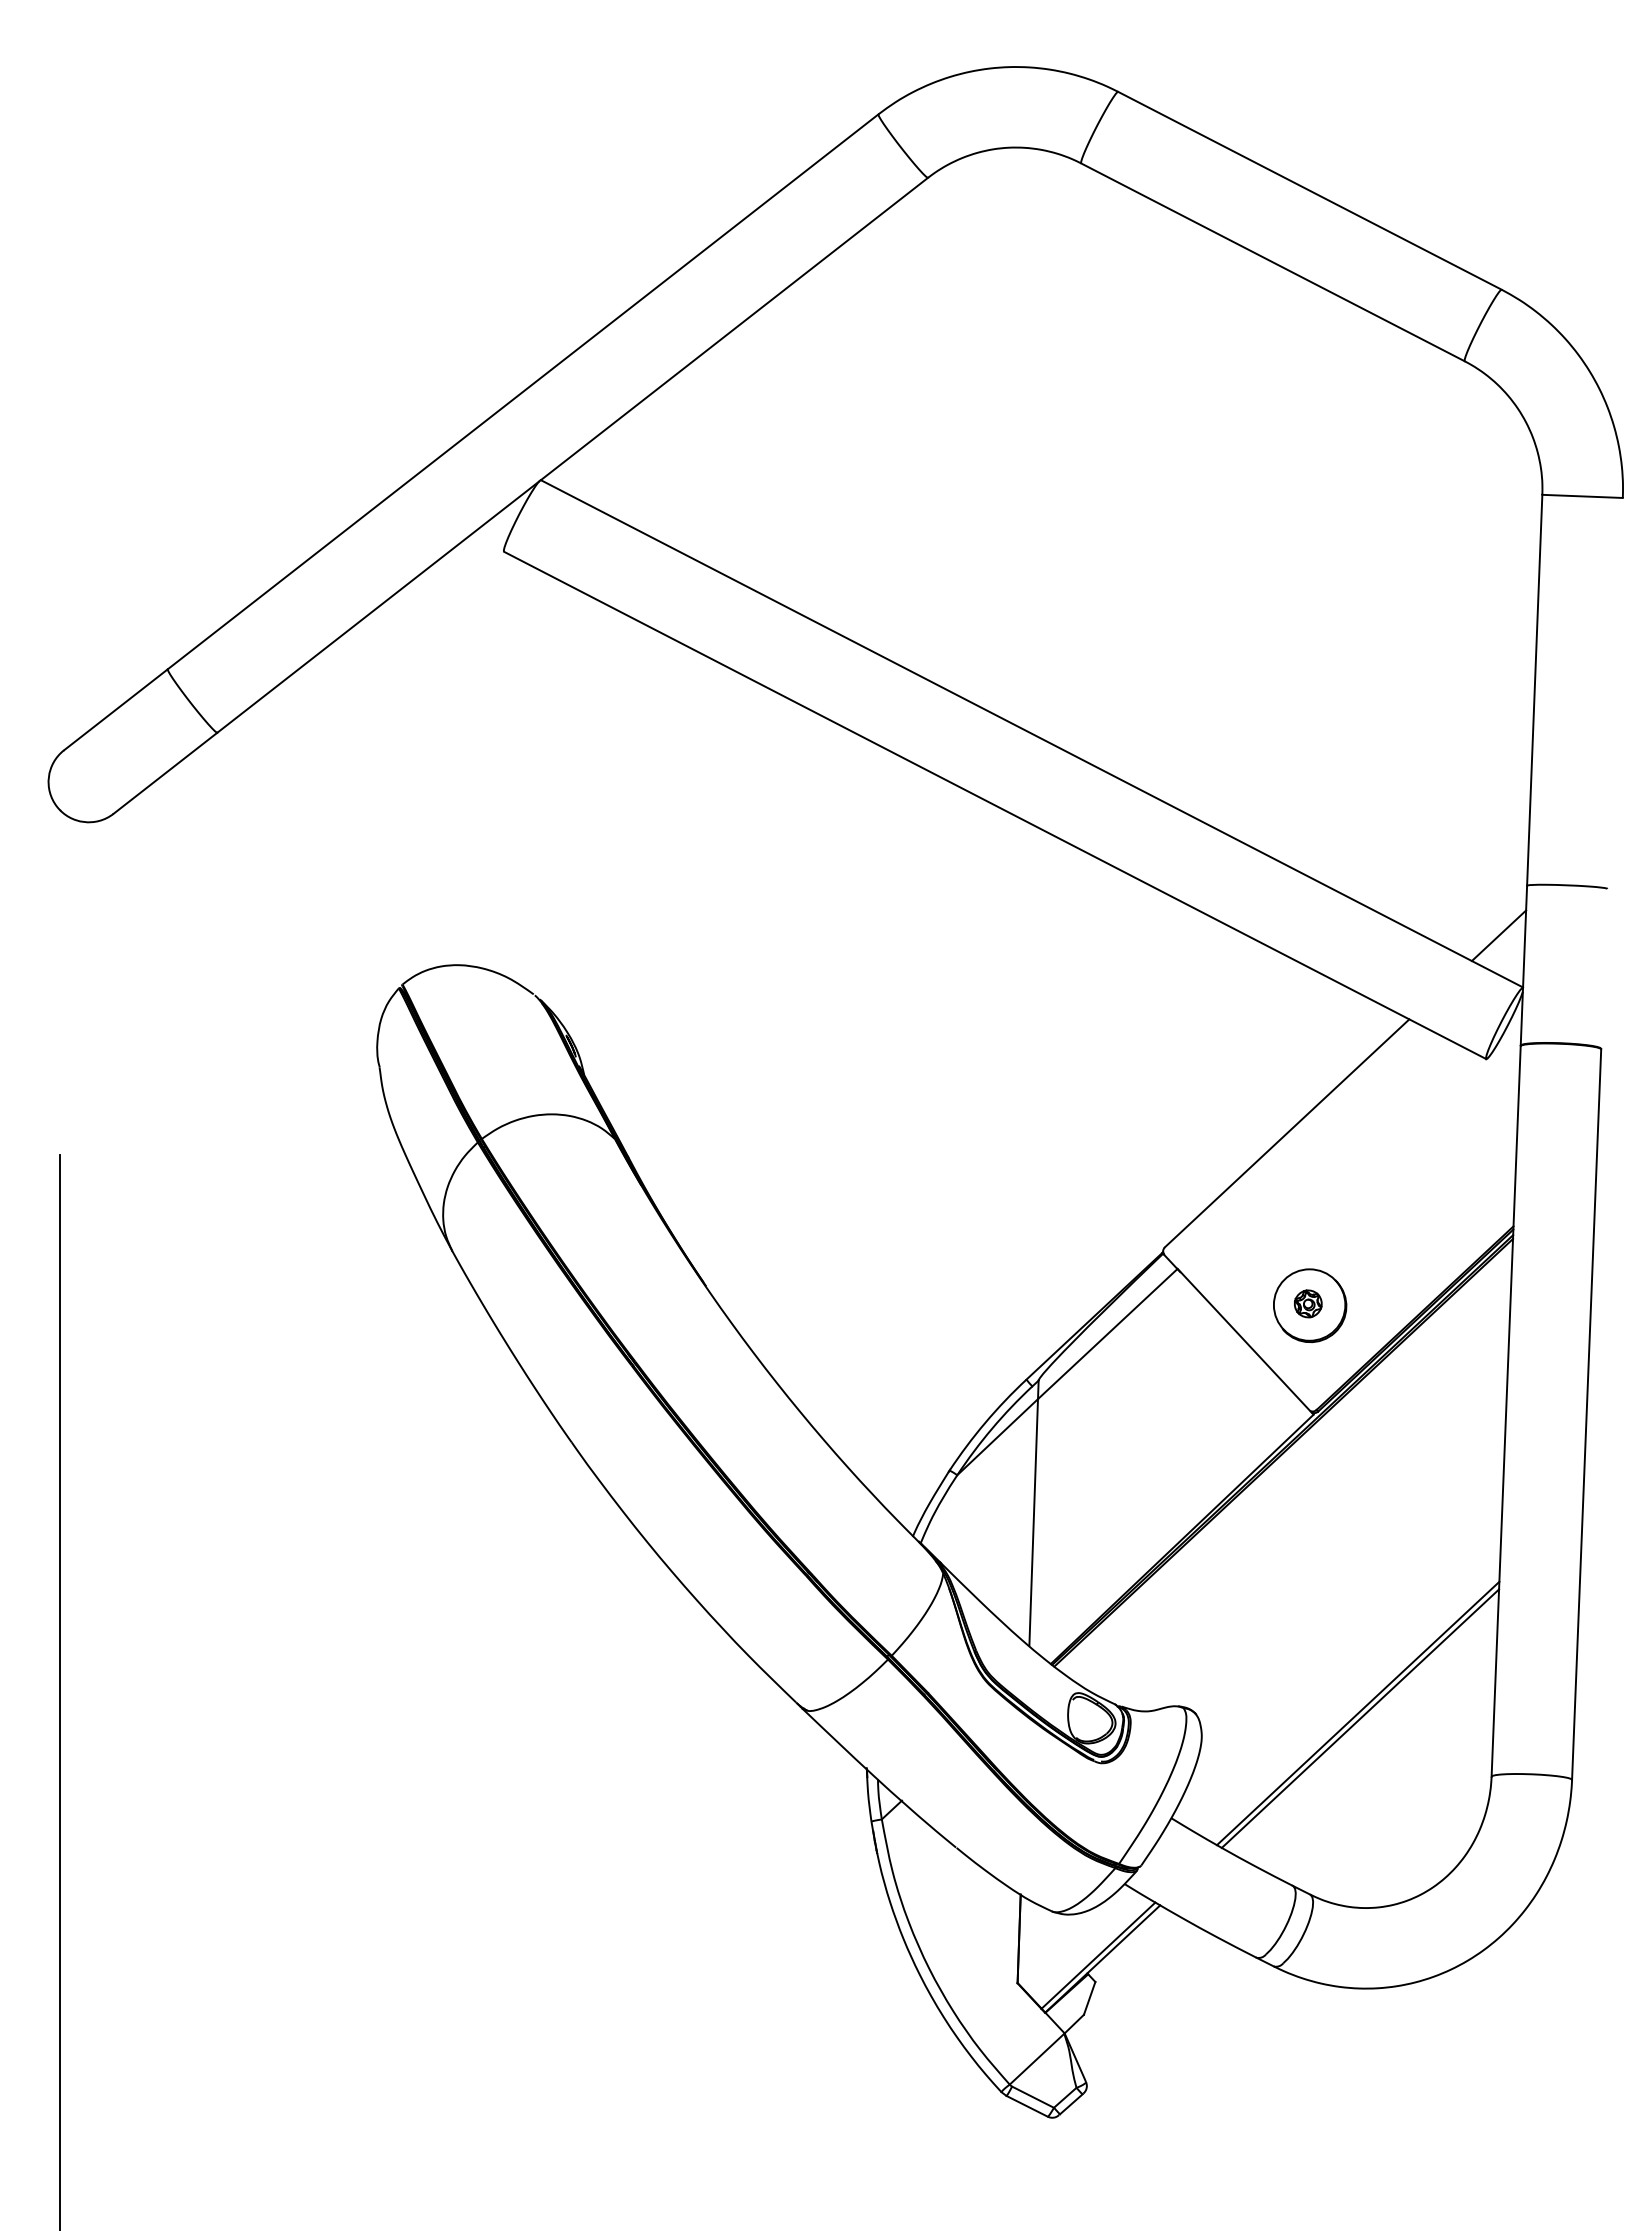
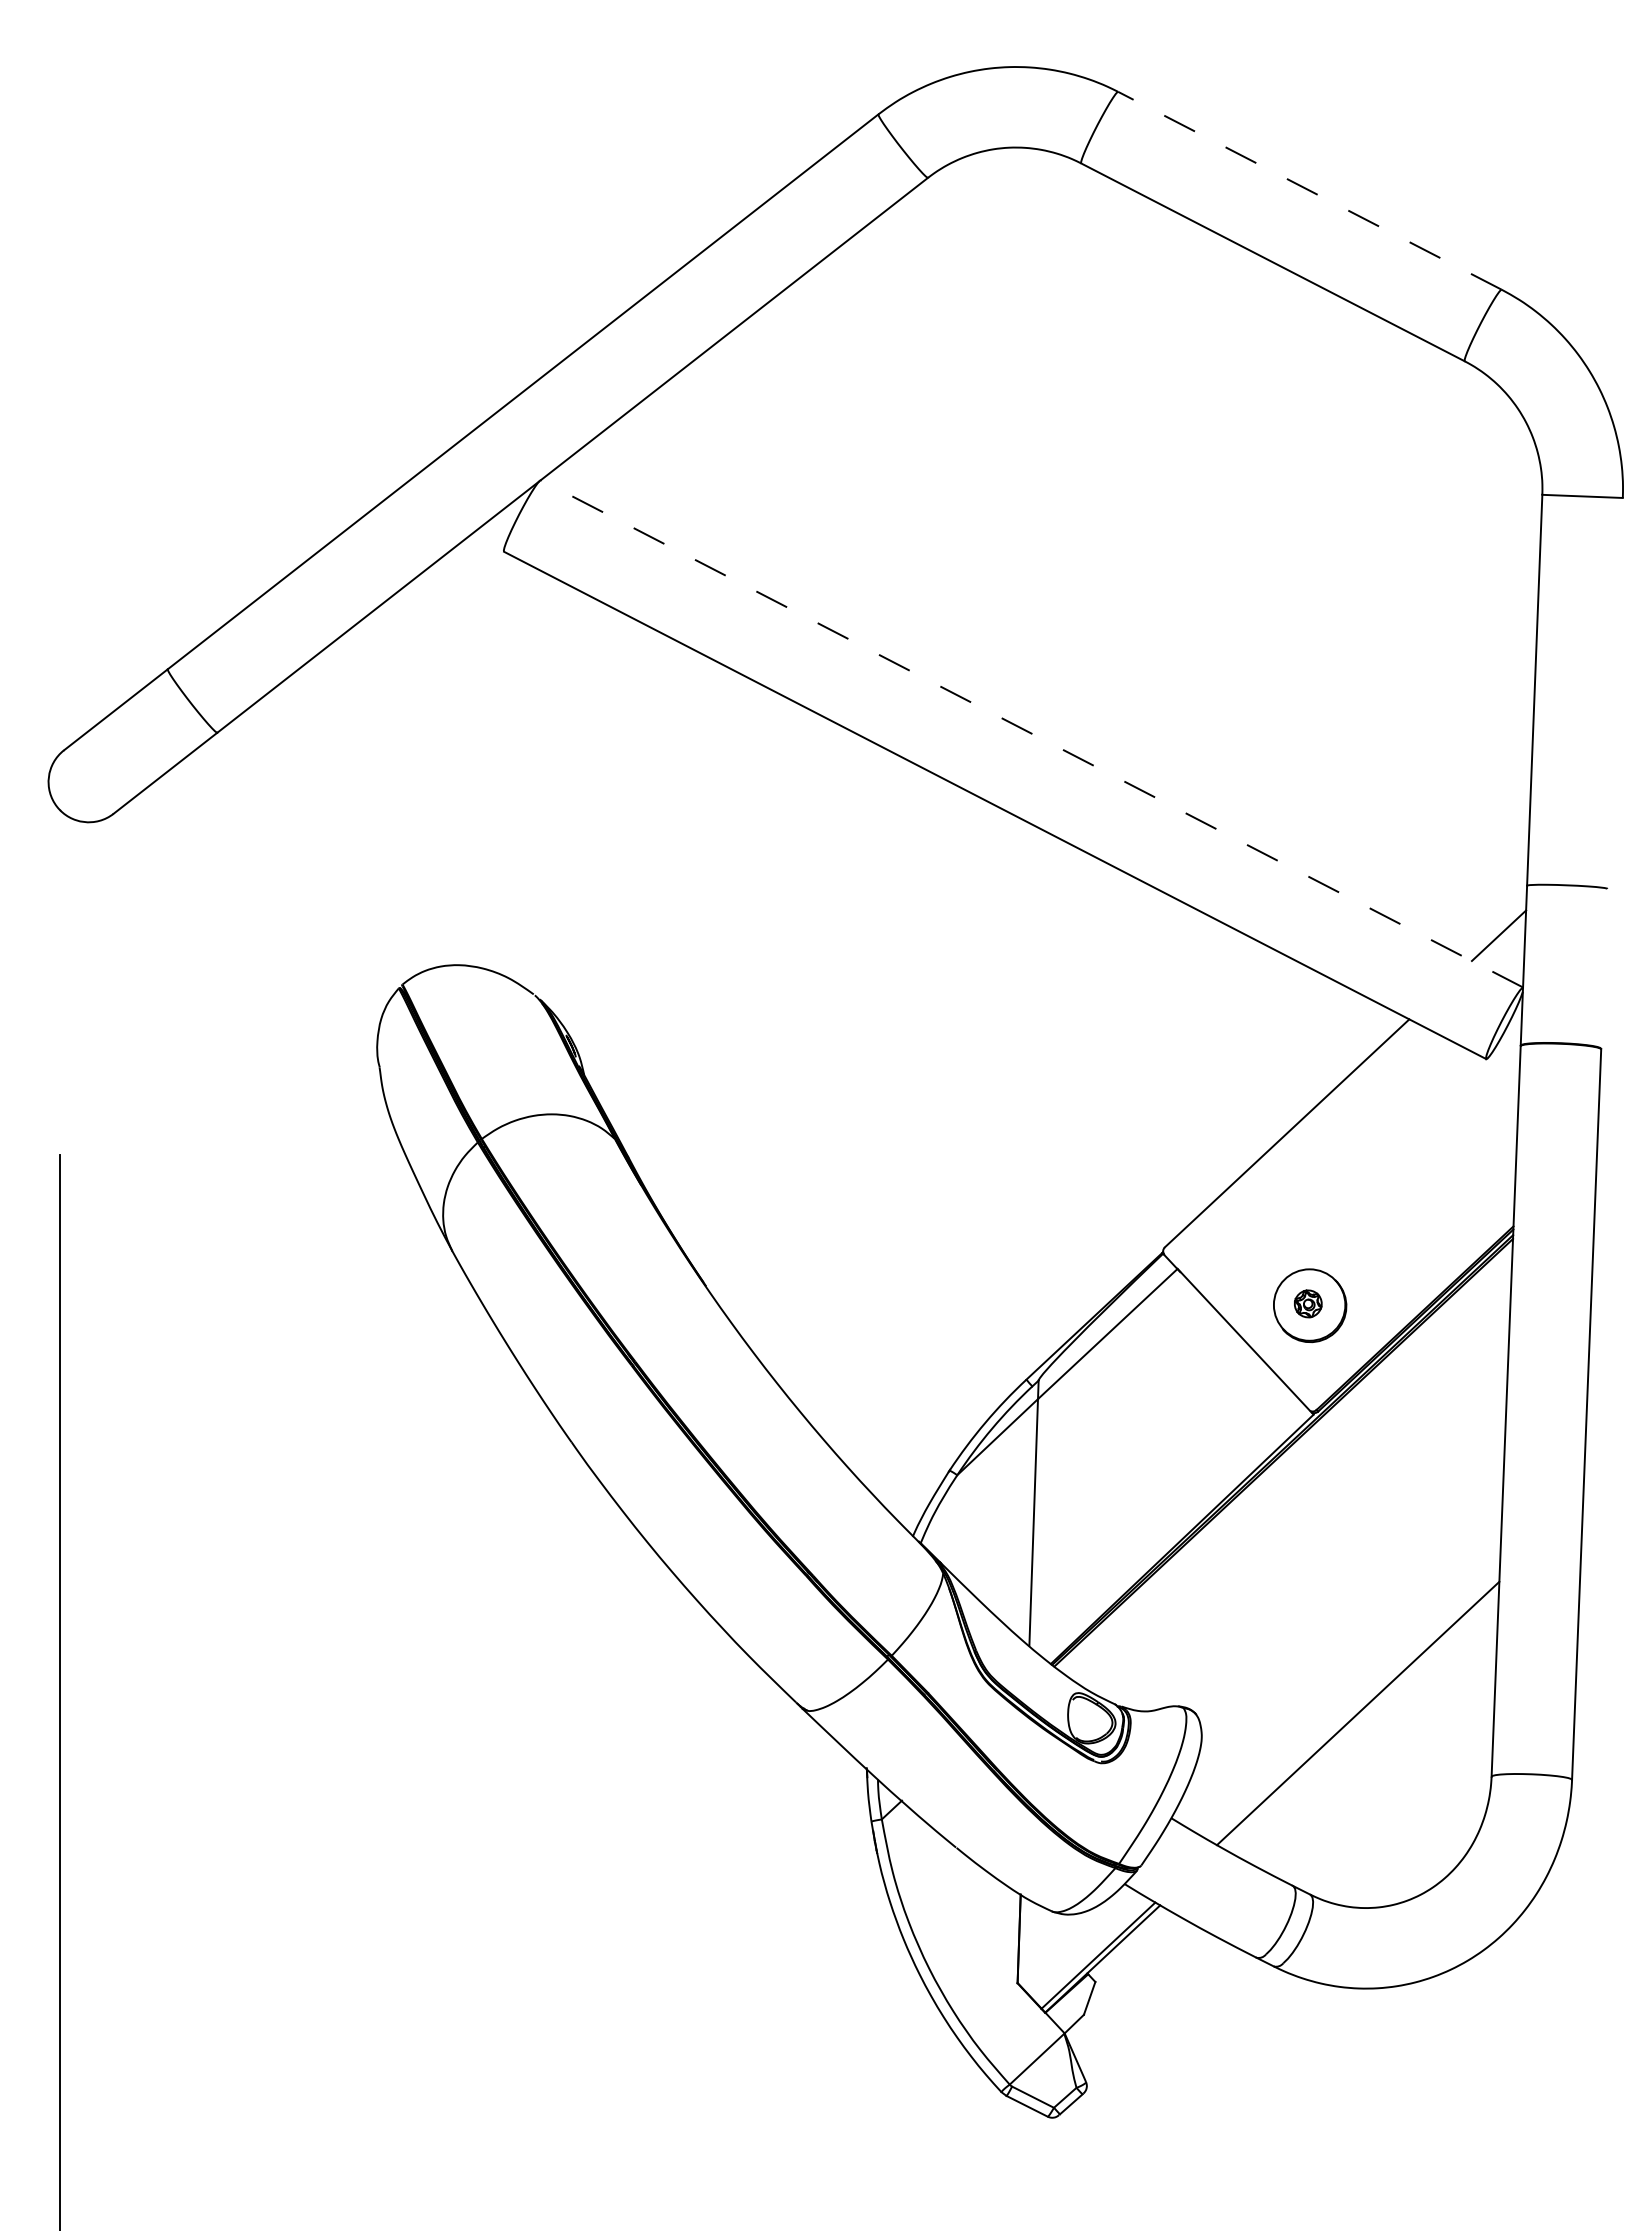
line: solid -> dashed (1309, 190)
line: solid -> dashed (1032, 733)
line: present -> none (1360, 1718)
